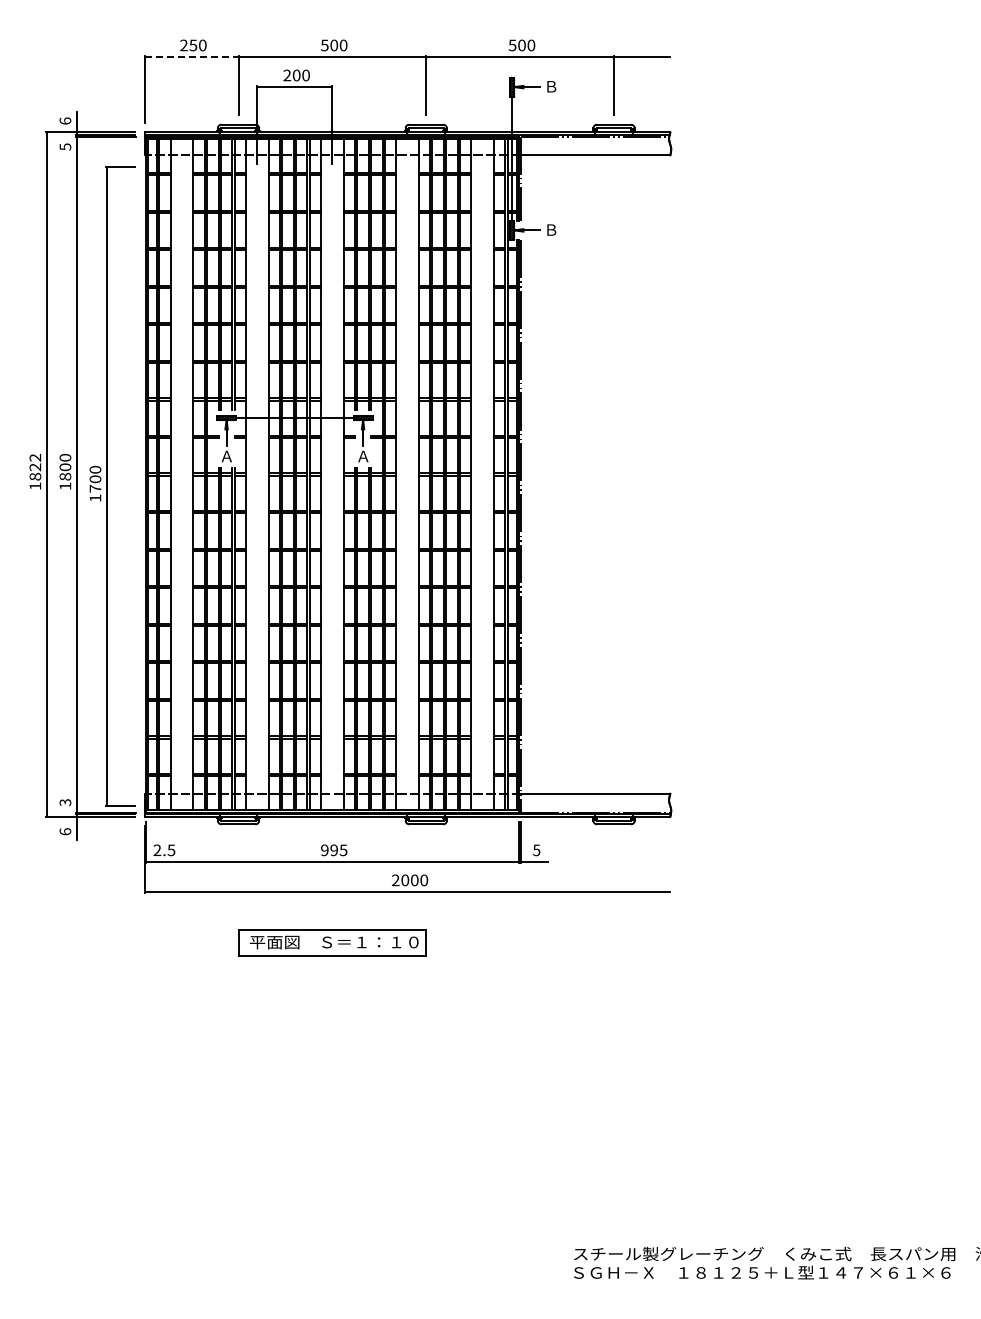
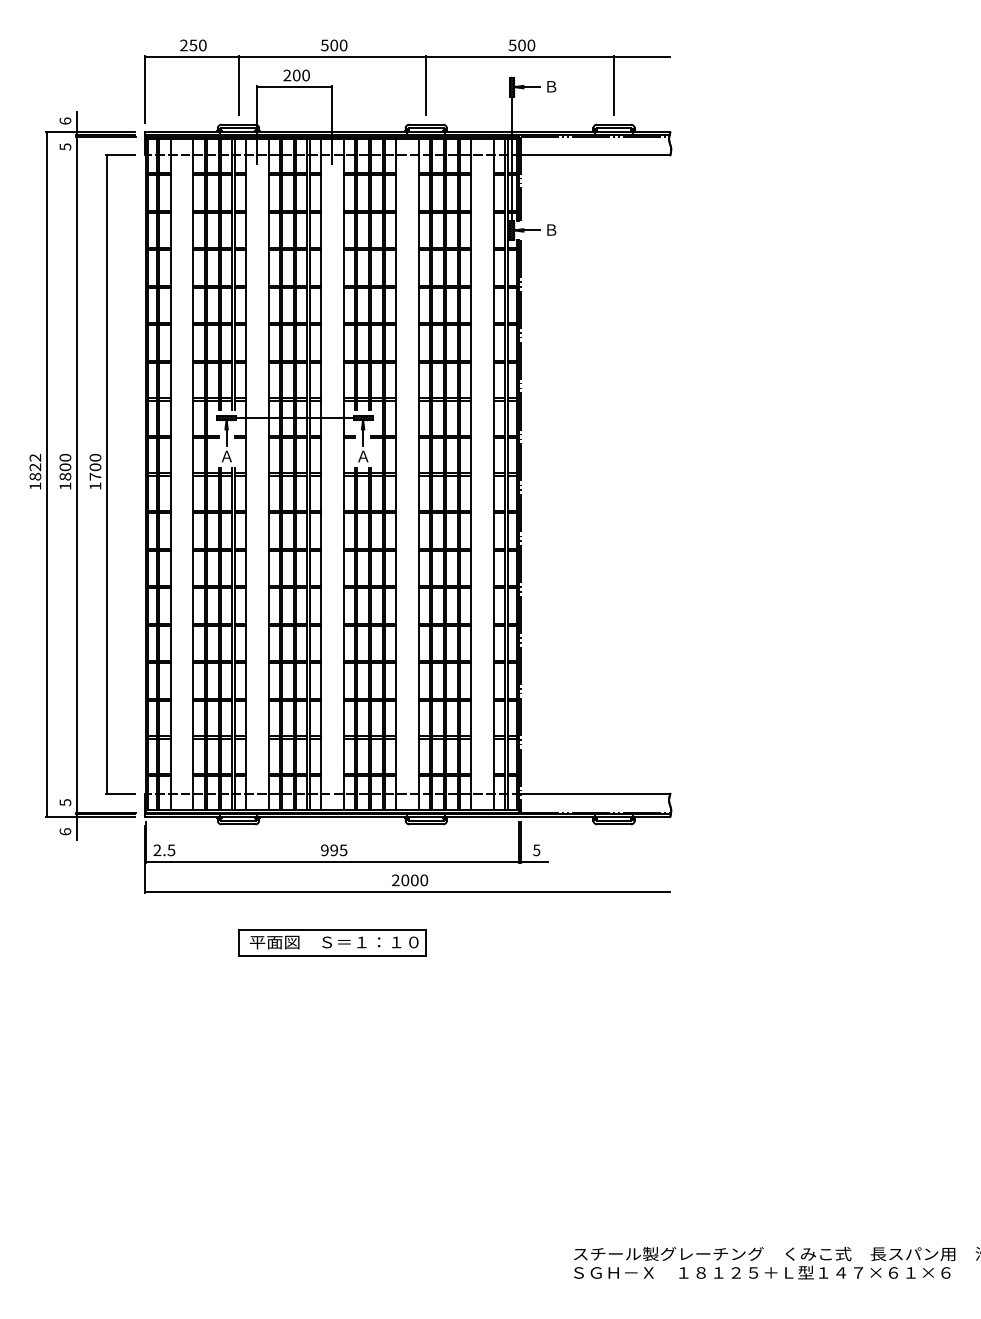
line: dashed -> solid (191, 57)
part position: (112, 486) -> (112, 474) (112, 474)
text: 3 -> 5 (64, 802)
